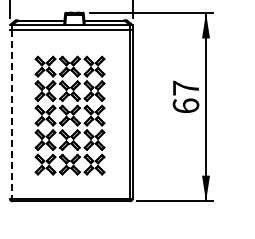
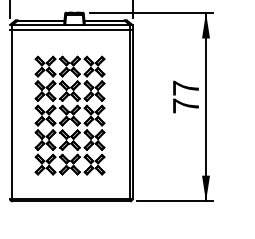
text: 67 -> 77 (185, 105)
line: dashed -> solid (12, 114)
